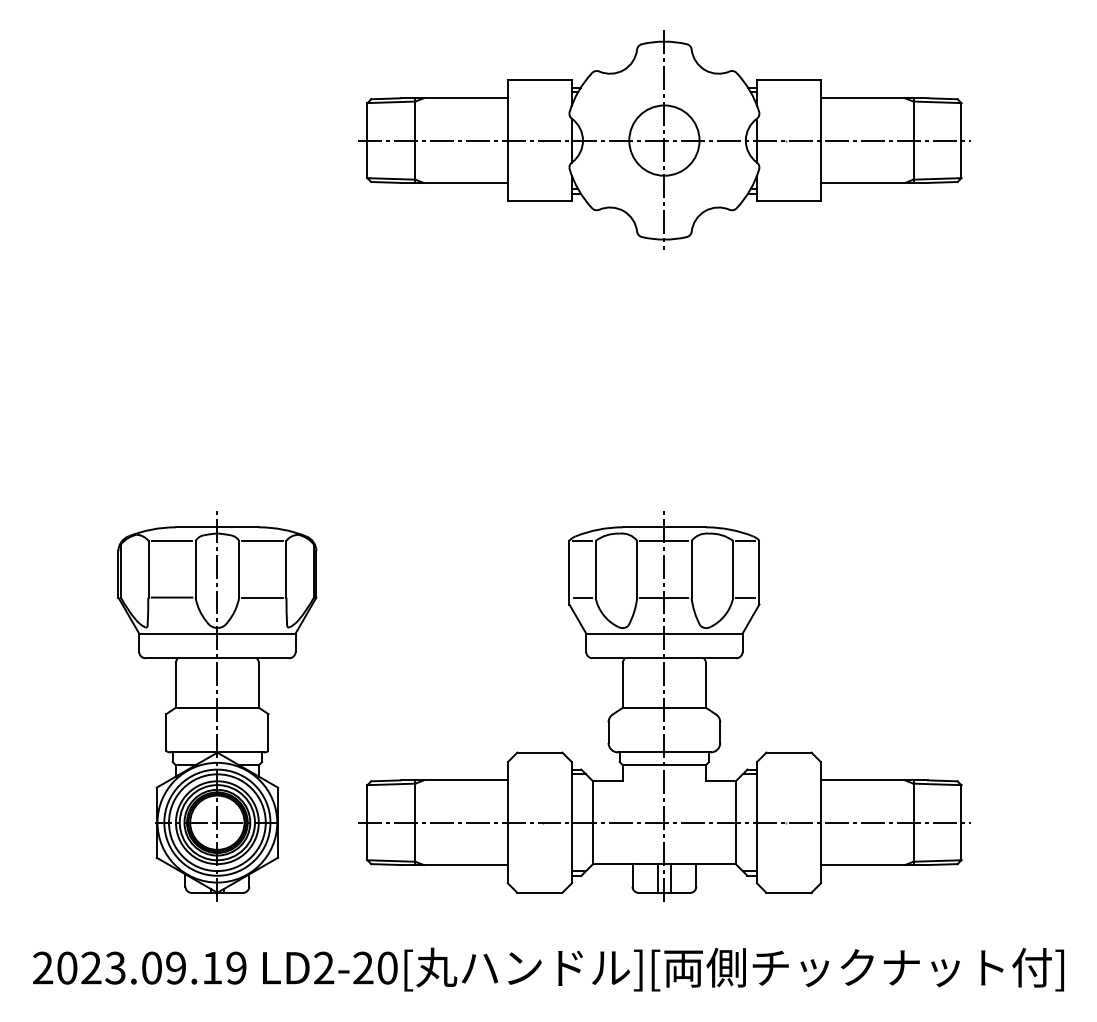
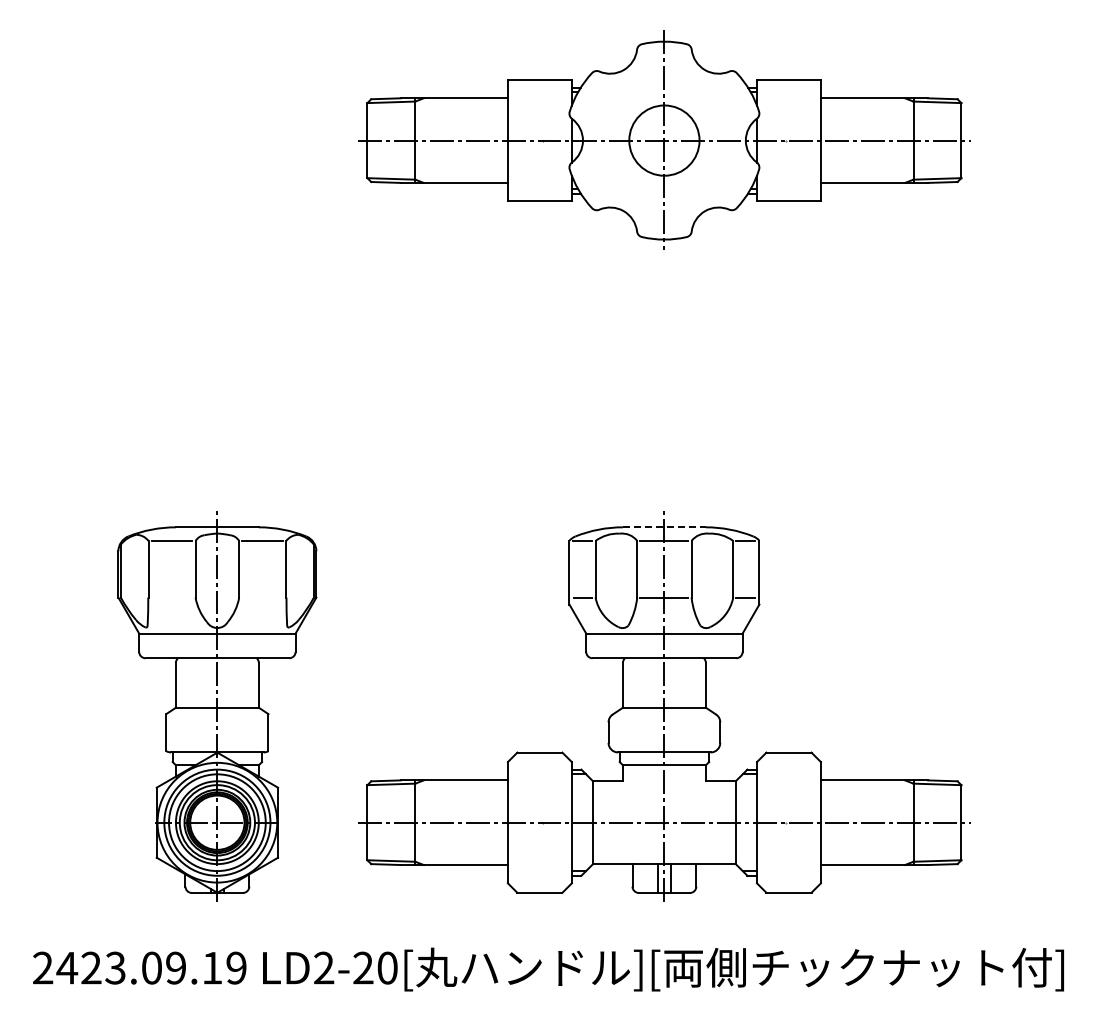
line: solid -> dashed (664, 527)
line: present -> none (171, 597)
line: present -> none (262, 597)
text: 2023.09.19 -> 2423.09.19 (67, 967)
